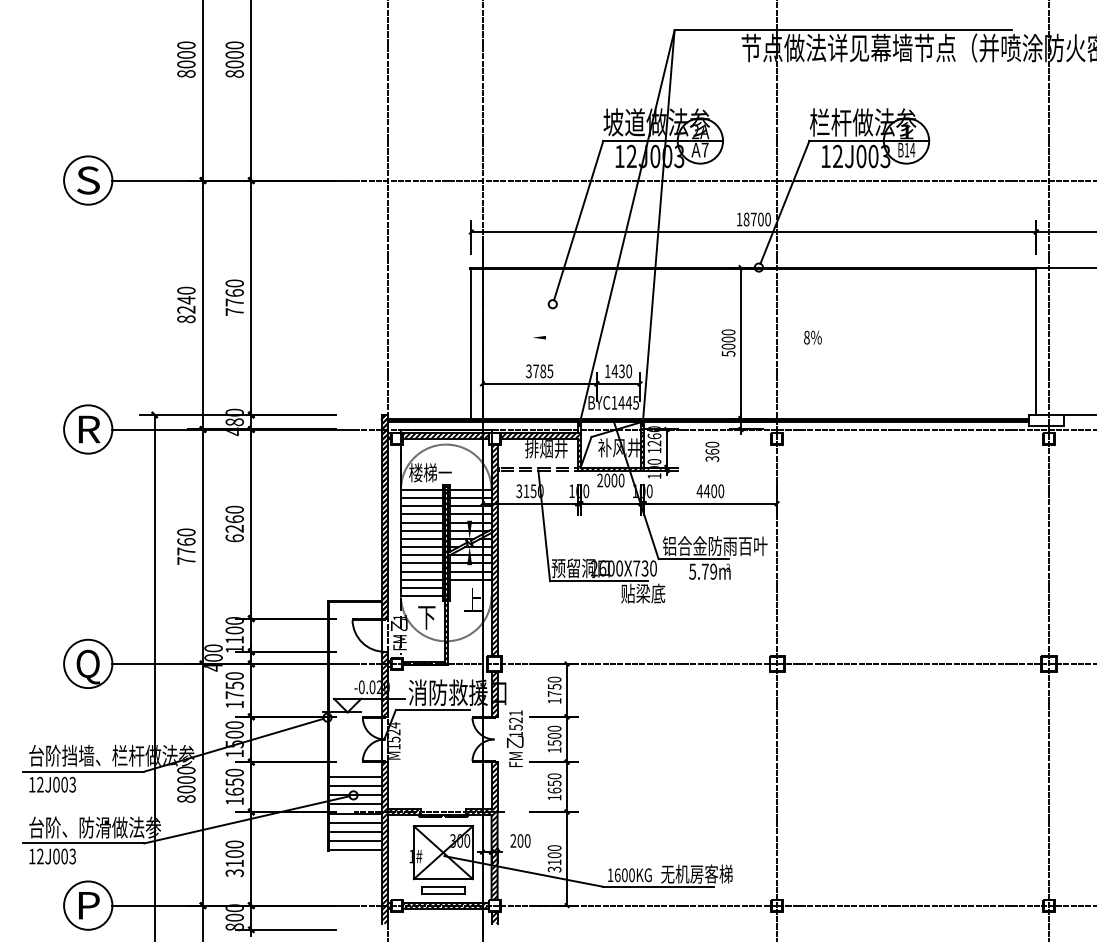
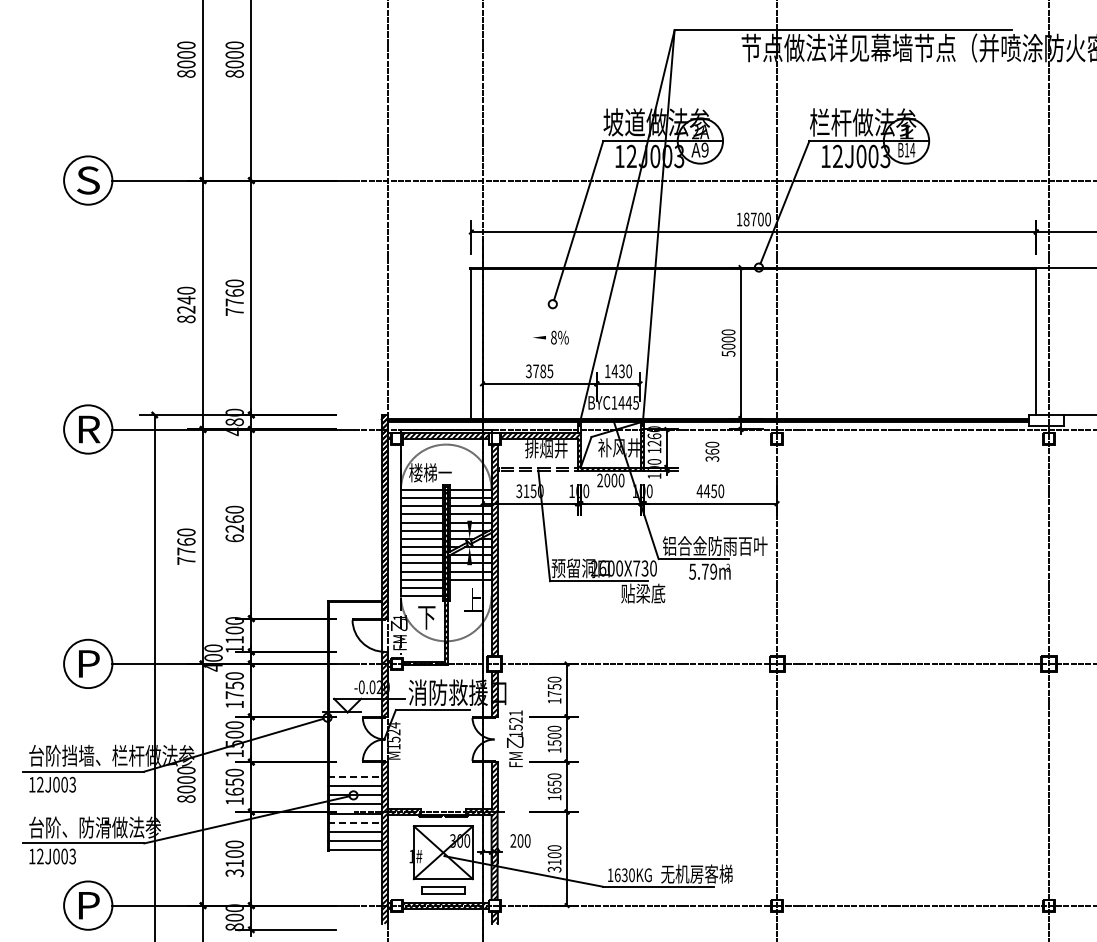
text: A7 -> A9 (704, 149)
text position: (812, 337) -> (559, 337) (559, 337)
text: 4400 -> 4450 (714, 490)
text: Q -> P (88, 666)
line: solid -> dashed (355, 777)
line: solid -> dashed (355, 822)
text: 1600KG -> 1630KG (624, 874)
